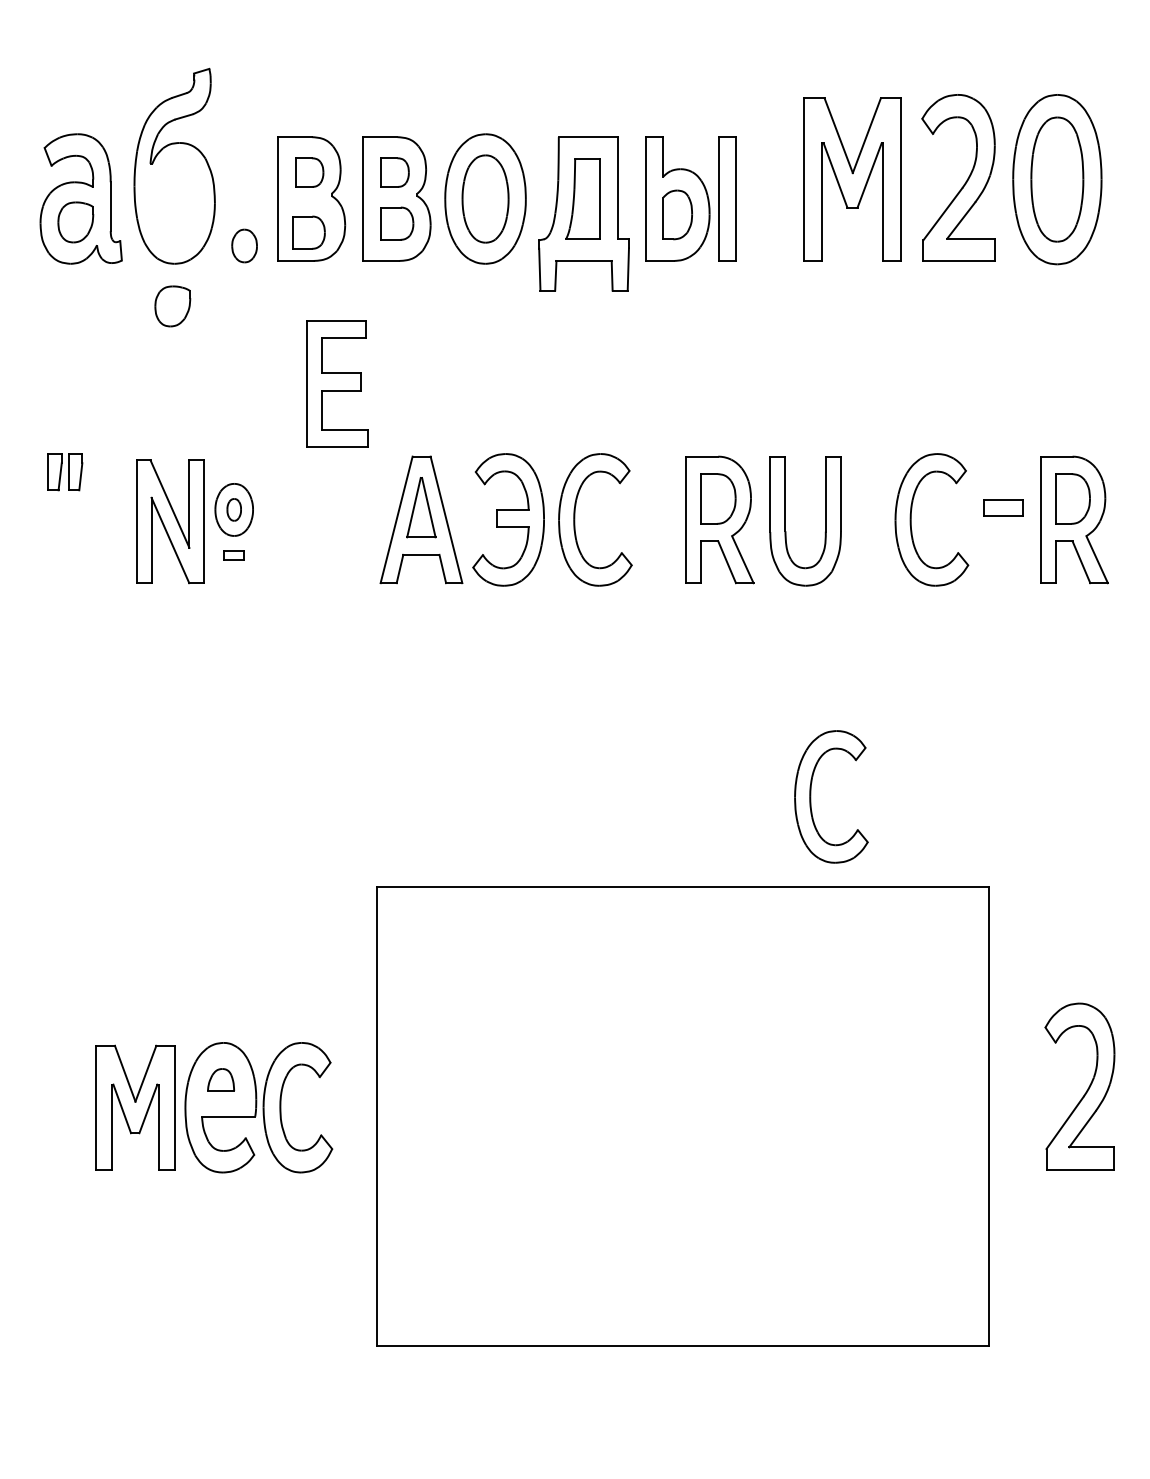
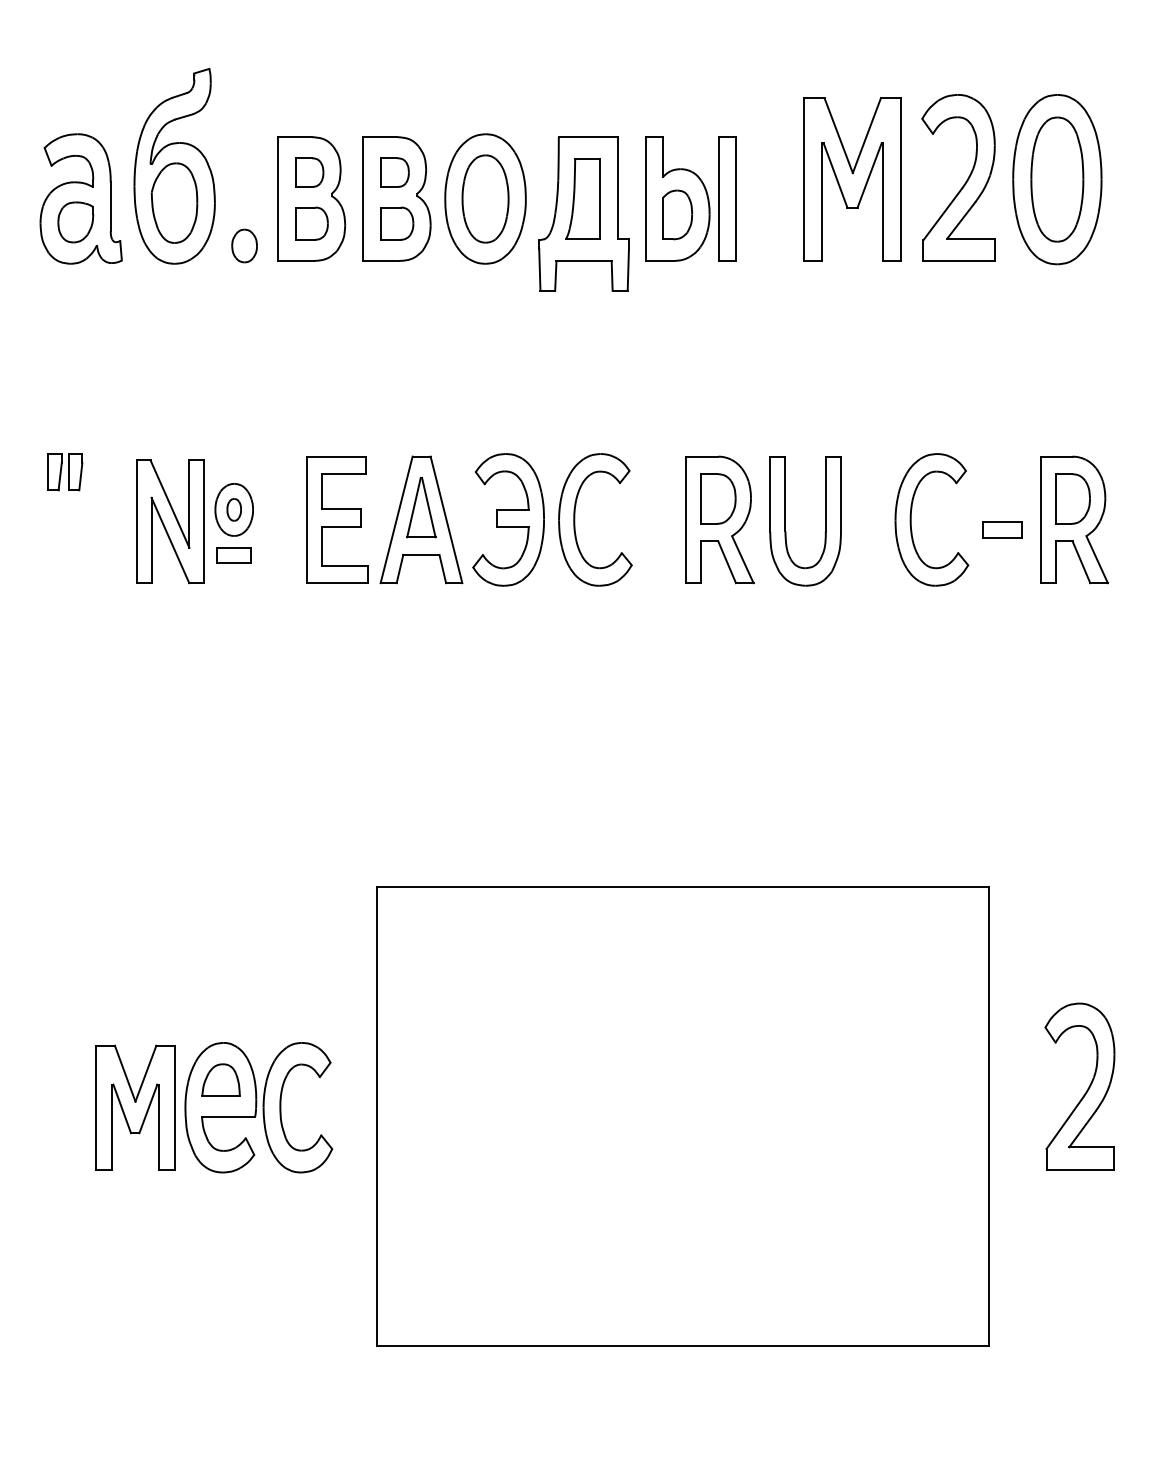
part: none -> present (174, 202)
part position: (308, 232) -> (311, 223) (311, 223)
part: present -> none (172, 306)
part position: (337, 383) -> (337, 519) (337, 519)
part position: (1003, 507) -> (1002, 529) (1002, 529)
part size: 22x11 px -> 36x17 px (233, 555)
part: present -> none (811, 796)
part size: 29x24 px -> 40x34 px (220, 1079)
